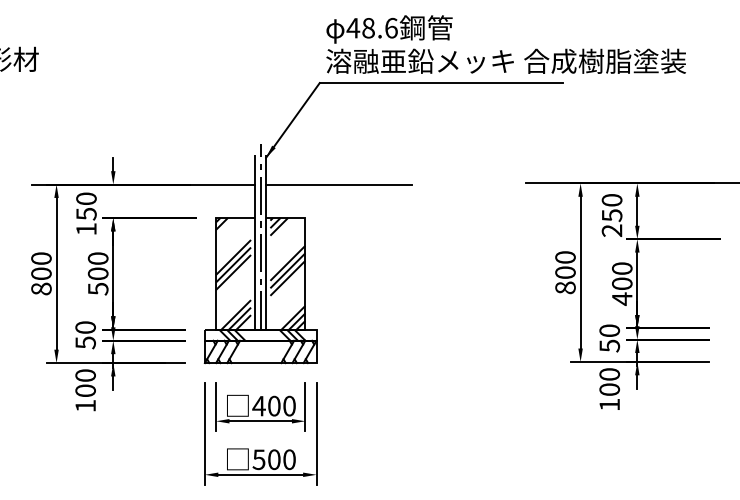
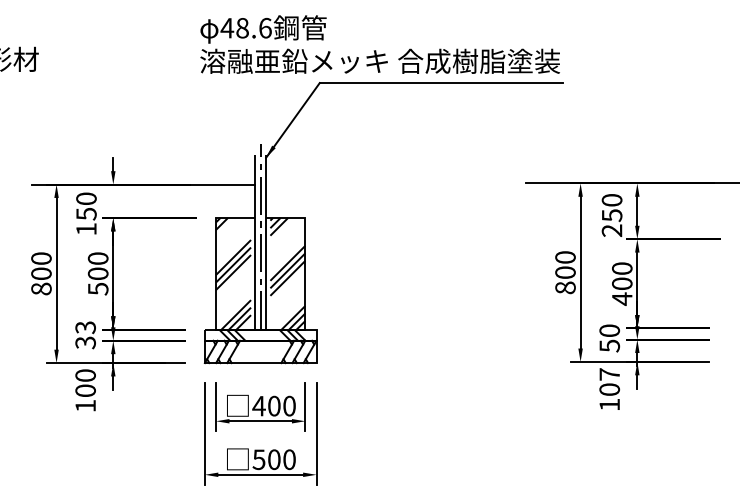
text position: (505, 44) -> (379, 44) (379, 44)
line: present -> none (338, 184)
text: 50 -> 33 (85, 334)
text: 100 -> 107 (609, 374)
